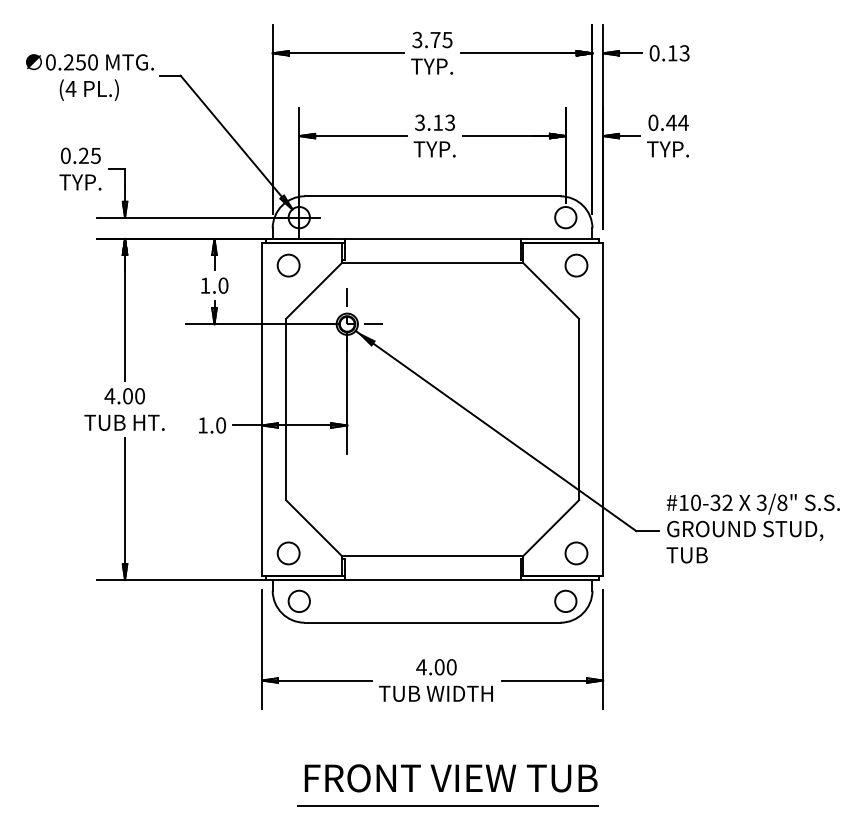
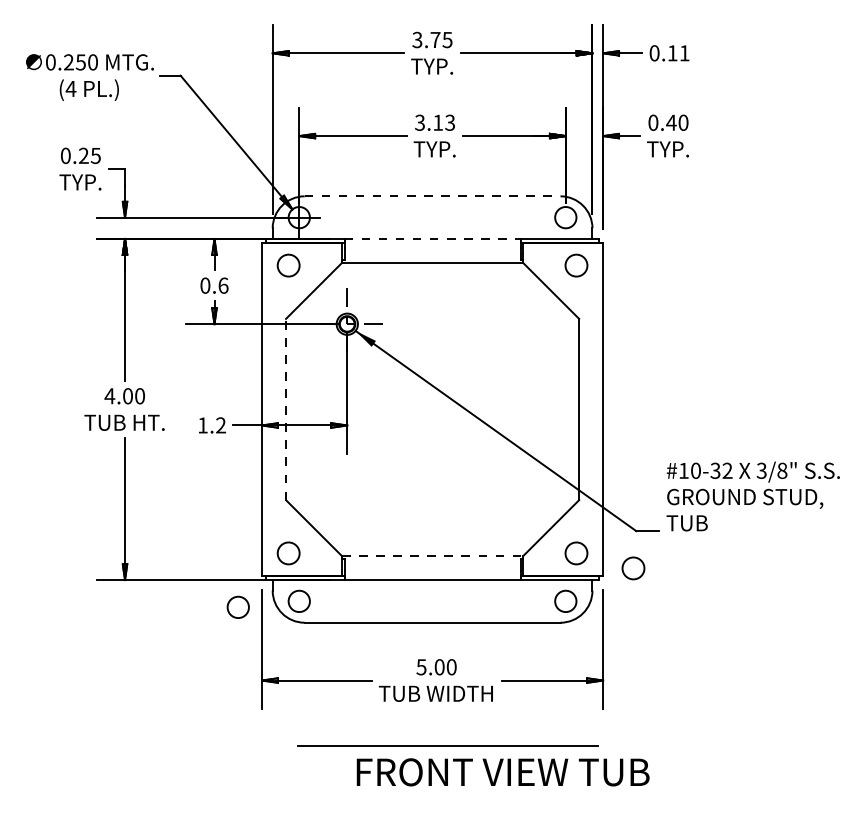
text: 0.13 -> 0.11 (684, 53)
text: 0.44 -> 0.40 (683, 122)
line: solid -> dashed (432, 196)
line: solid -> dashed (432, 238)
text: 1.0 -> 0.6 (214, 285)
line: solid -> dashed (286, 409)
text: 1.0 -> 1.2 (220, 425)
text position: (752, 528) -> (752, 496) (752, 496)
line: solid -> dashed (432, 556)
circle: none -> present (633, 568)
circle: none -> present (237, 606)
text: 4.00 -> 5.00 (421, 667)
text position: (450, 778) -> (502, 772) (502, 772)
line position: (447, 805) -> (447, 745) (447, 745)
